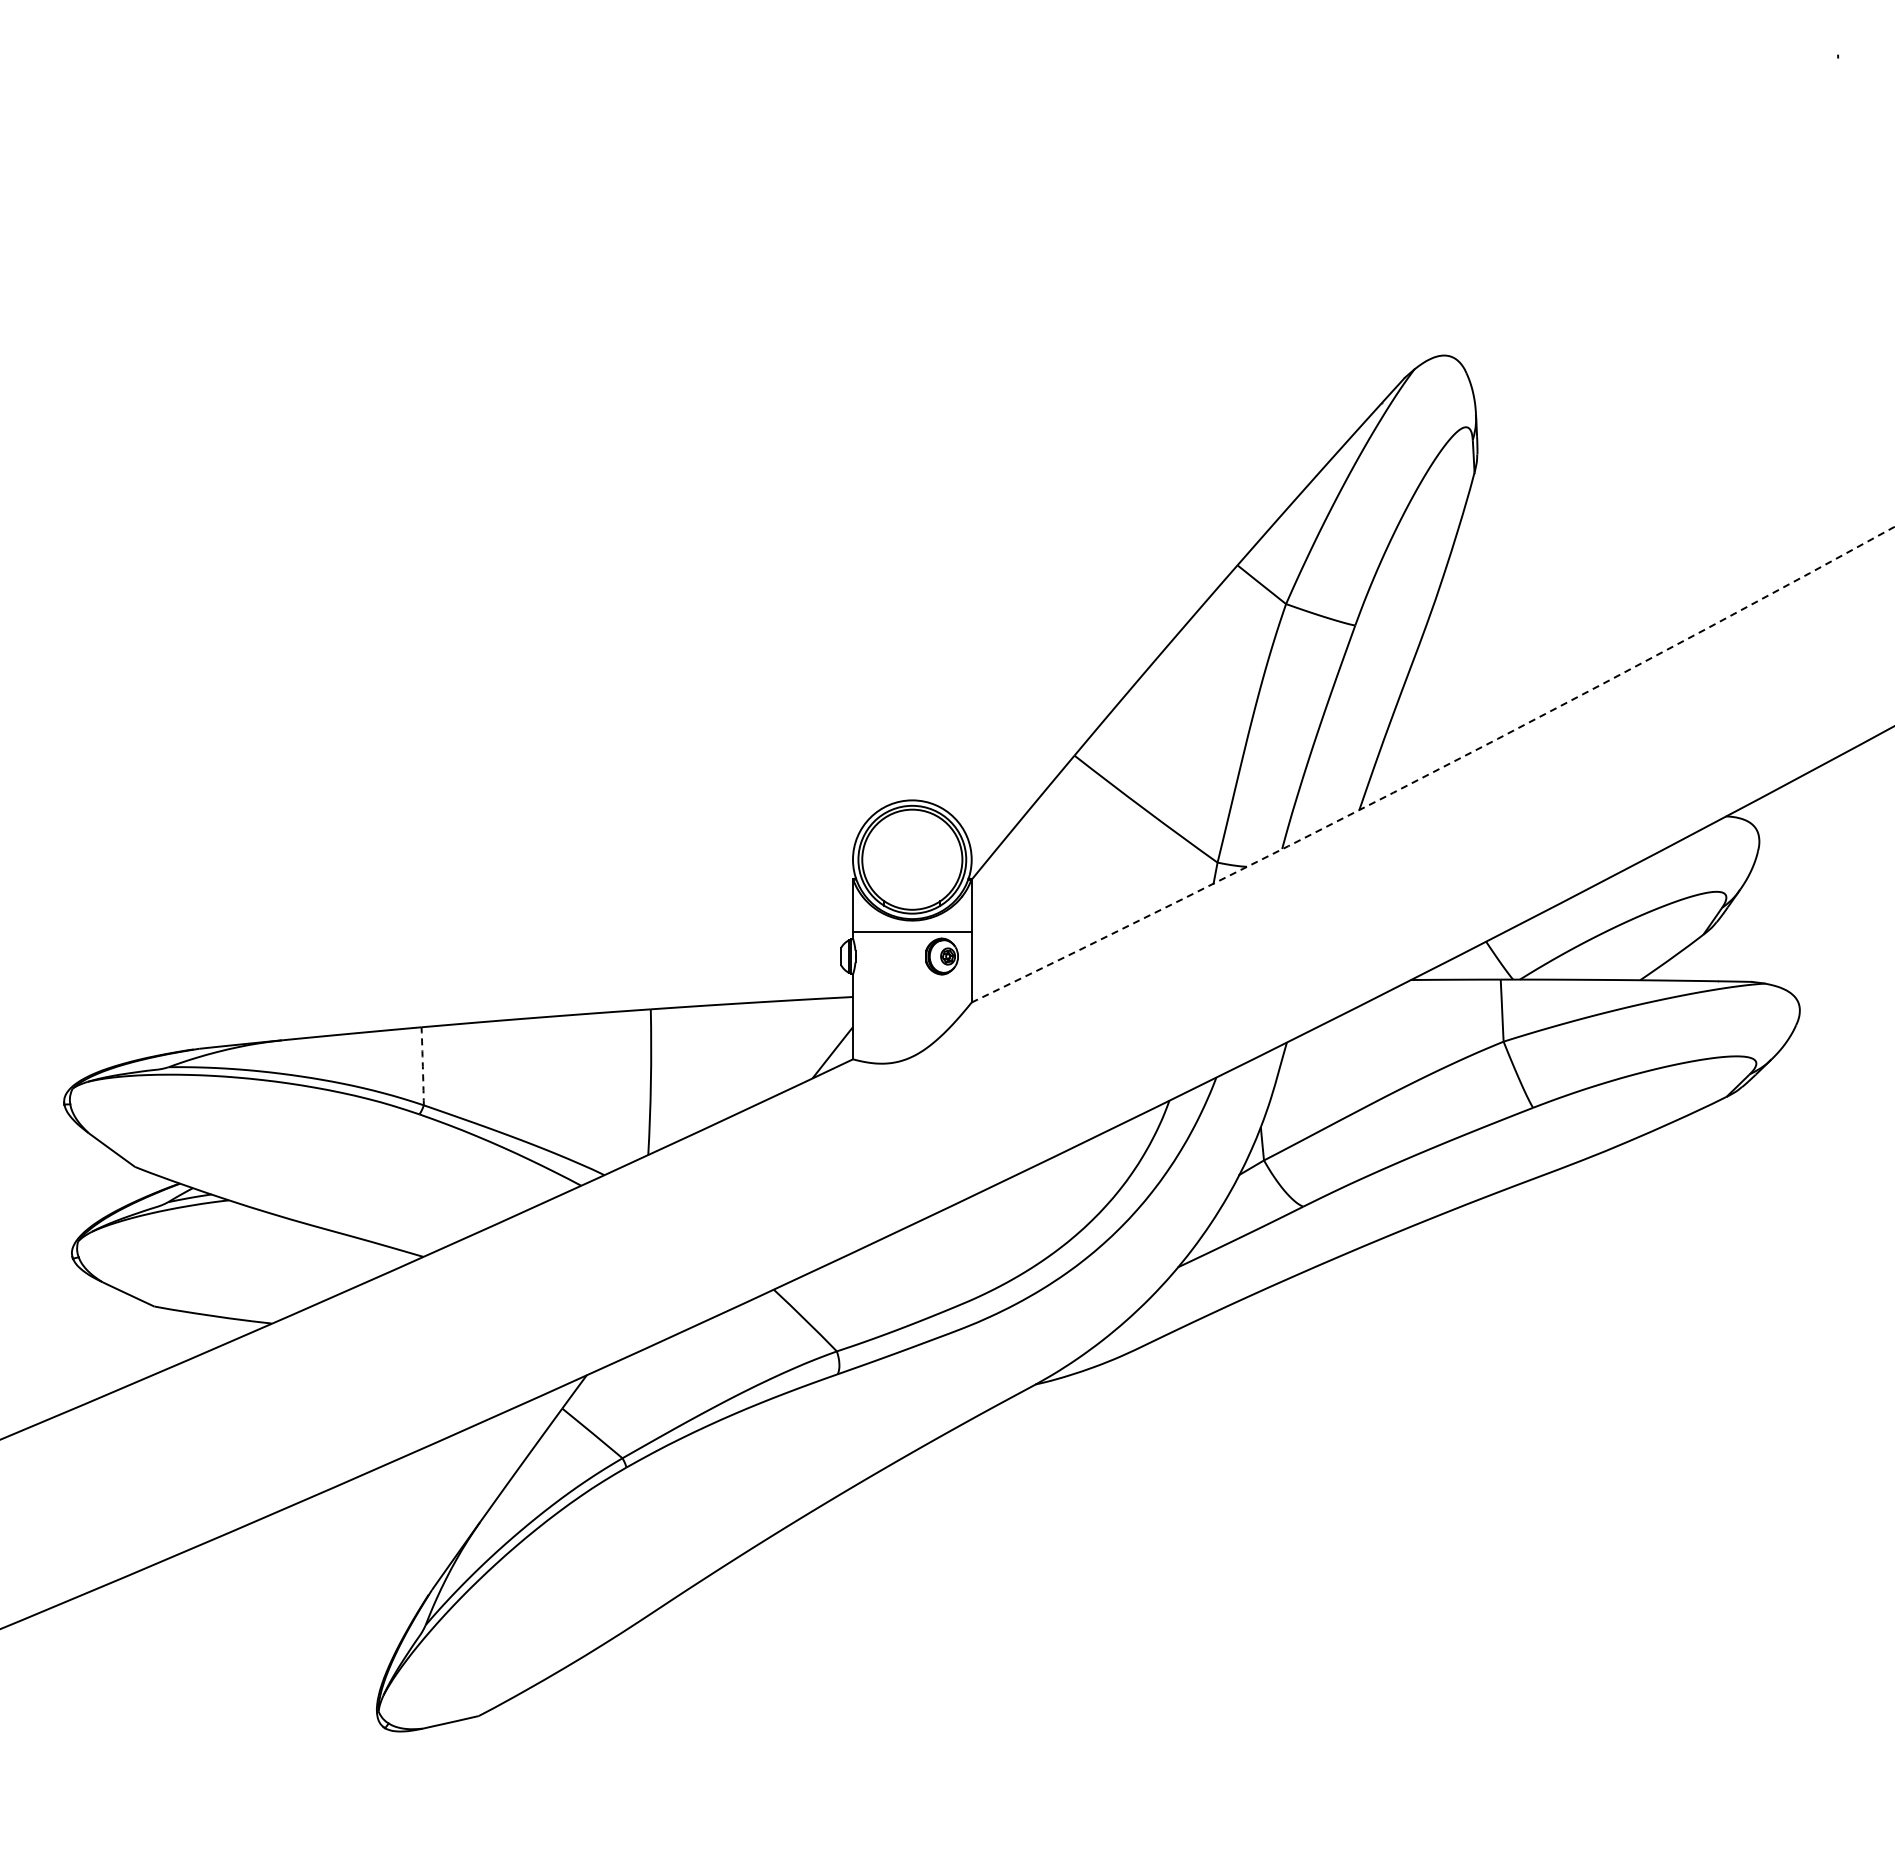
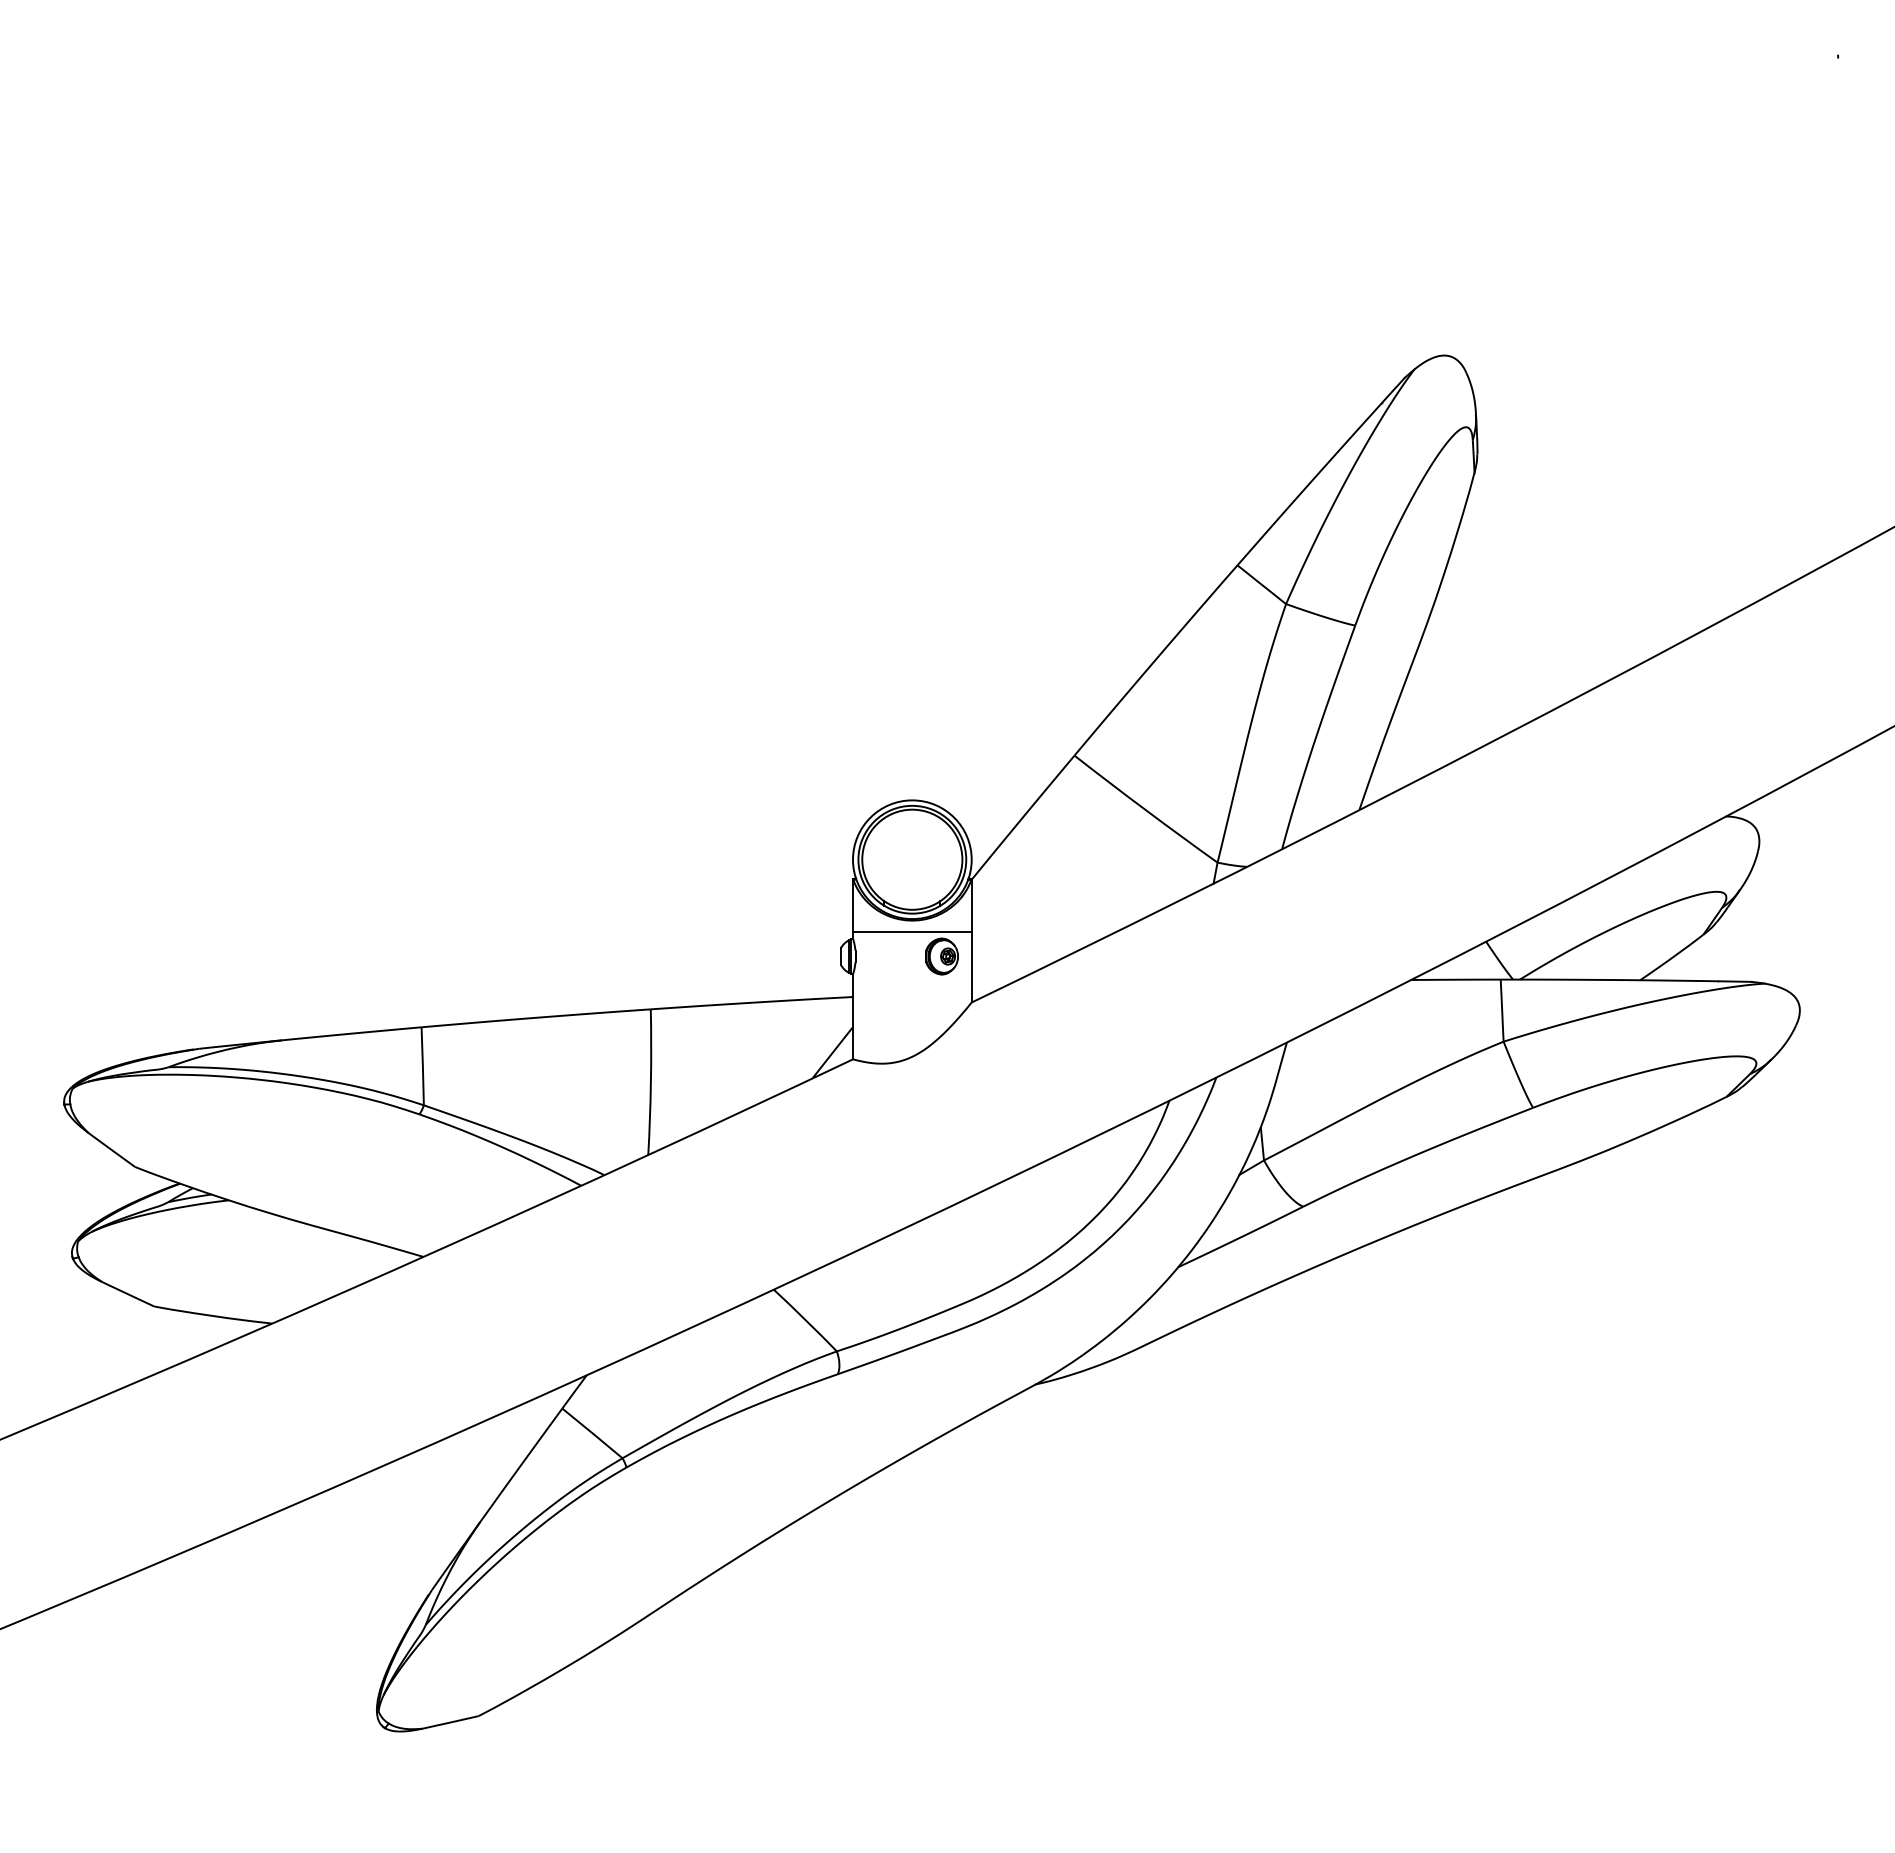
arc: dashed -> solid (1436, 770)
arc: dashed -> solid (422, 1066)
